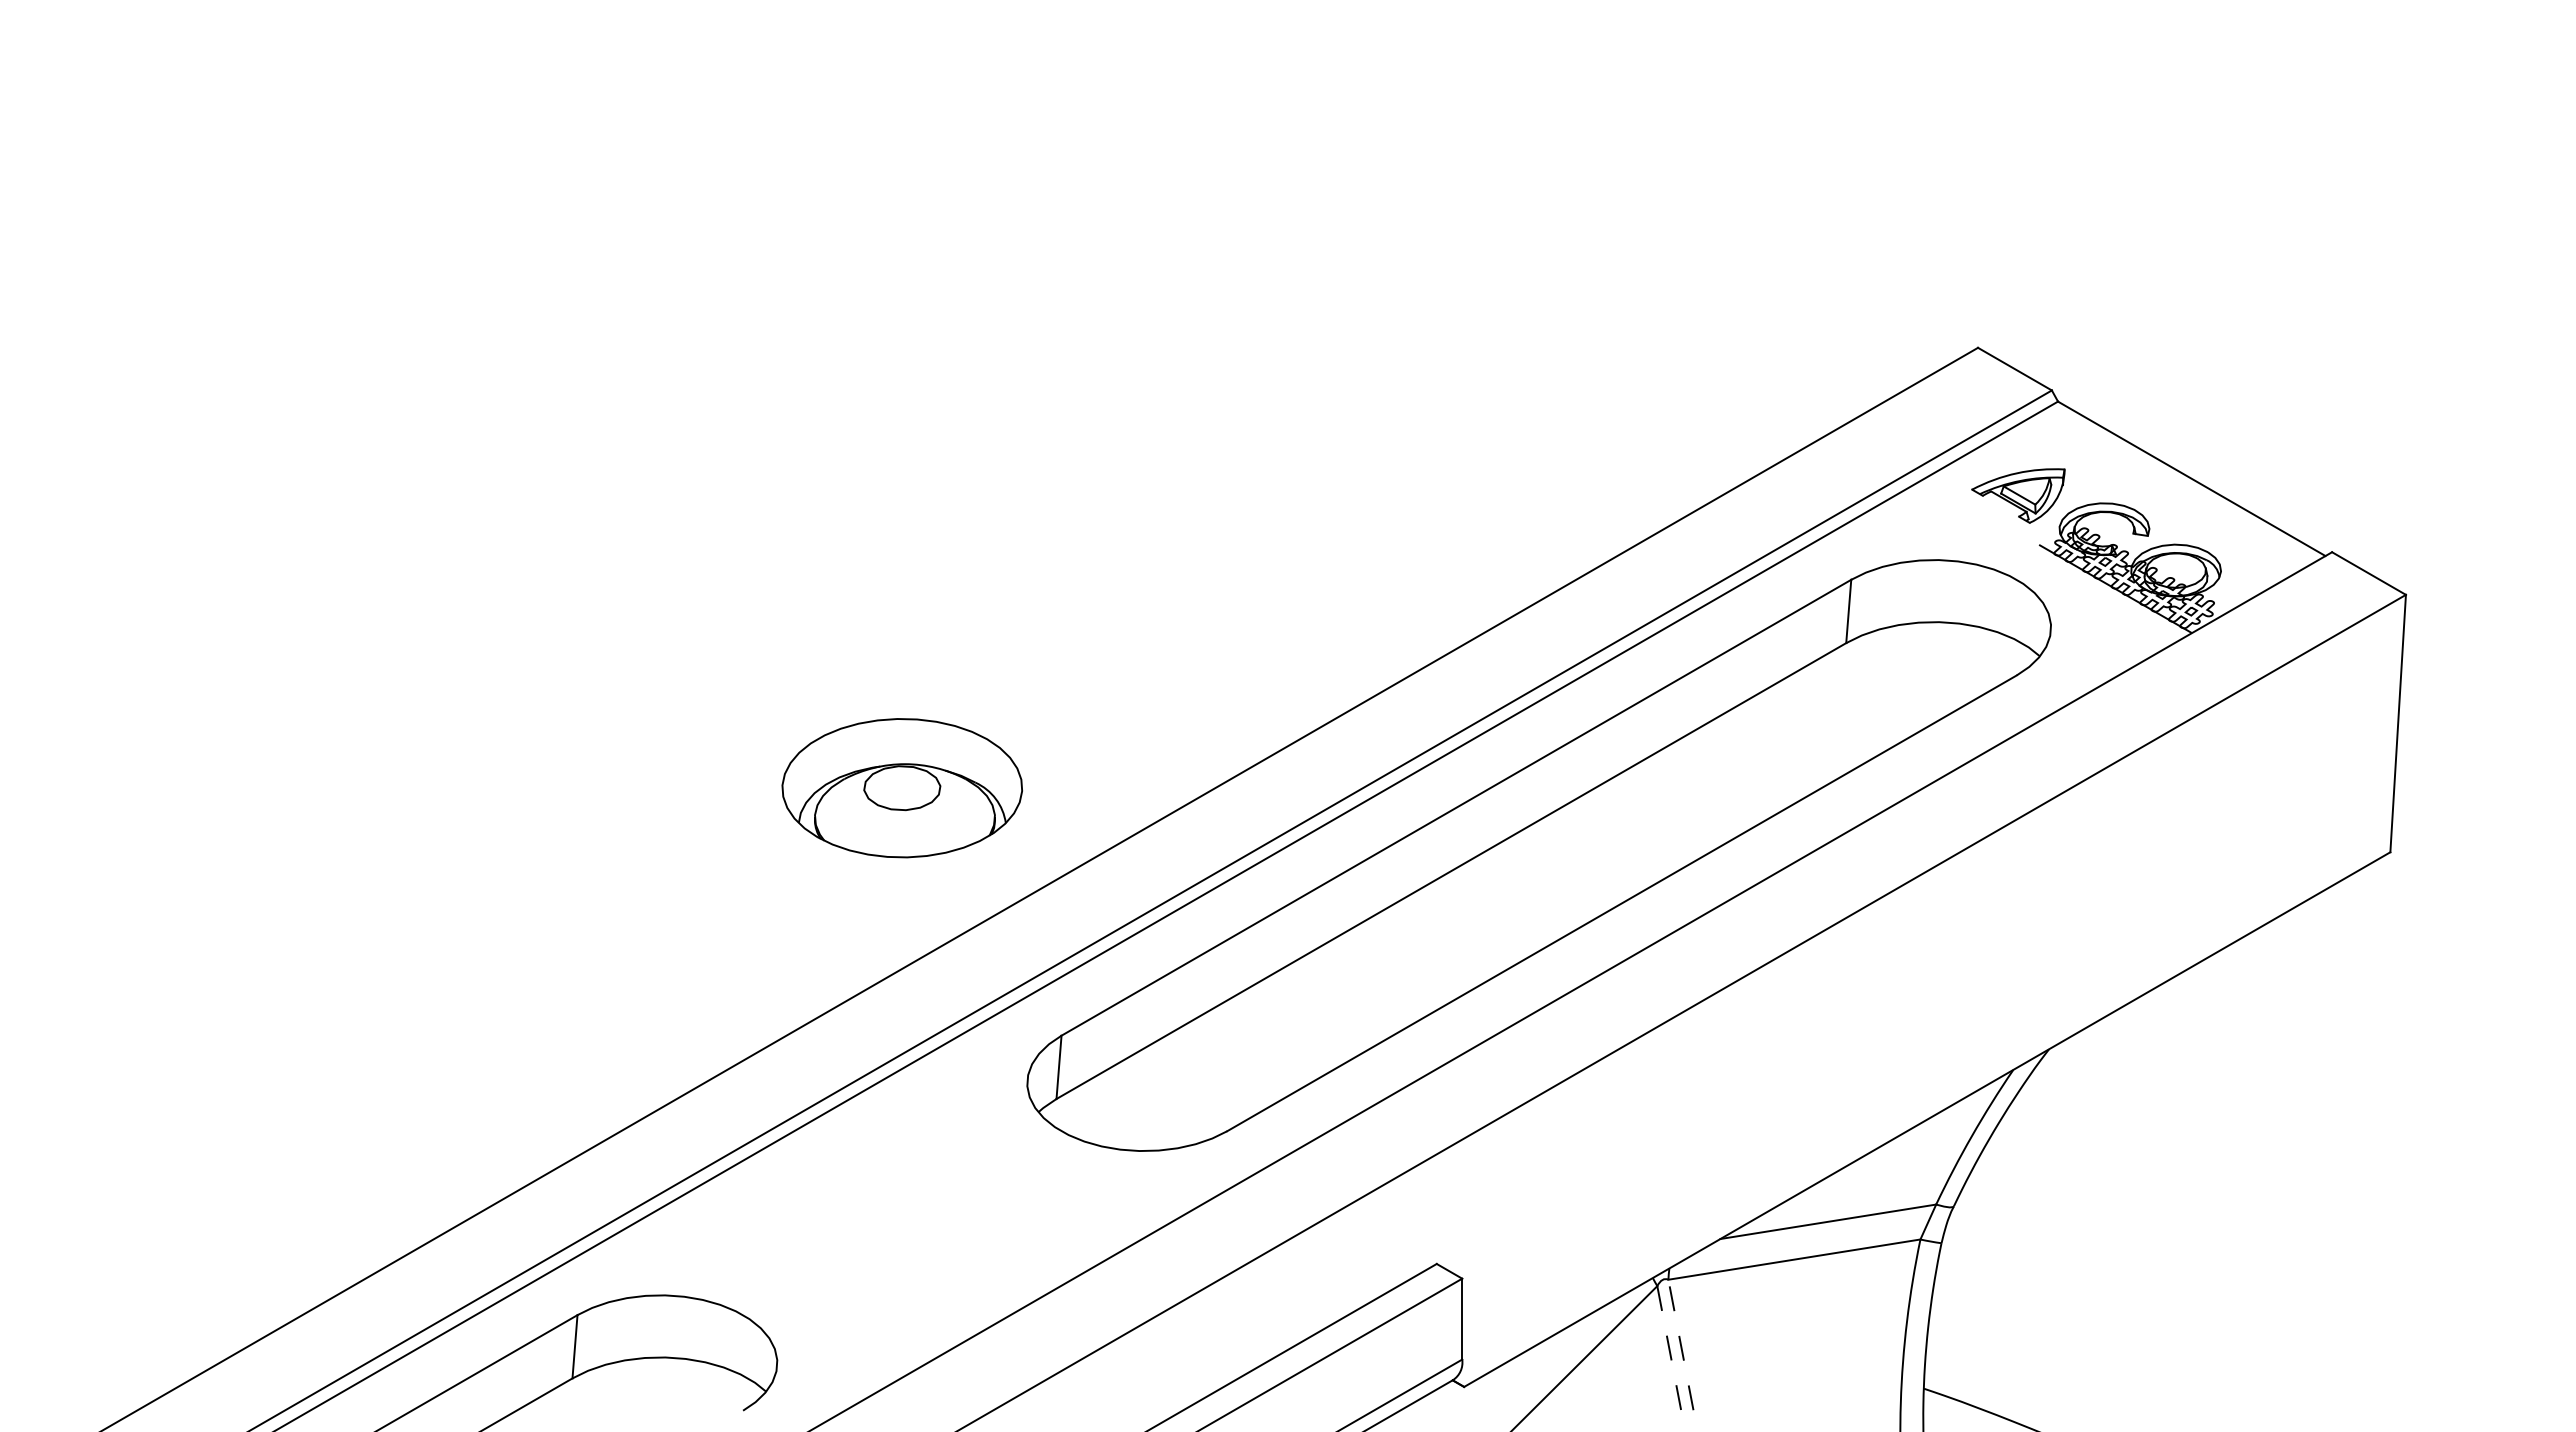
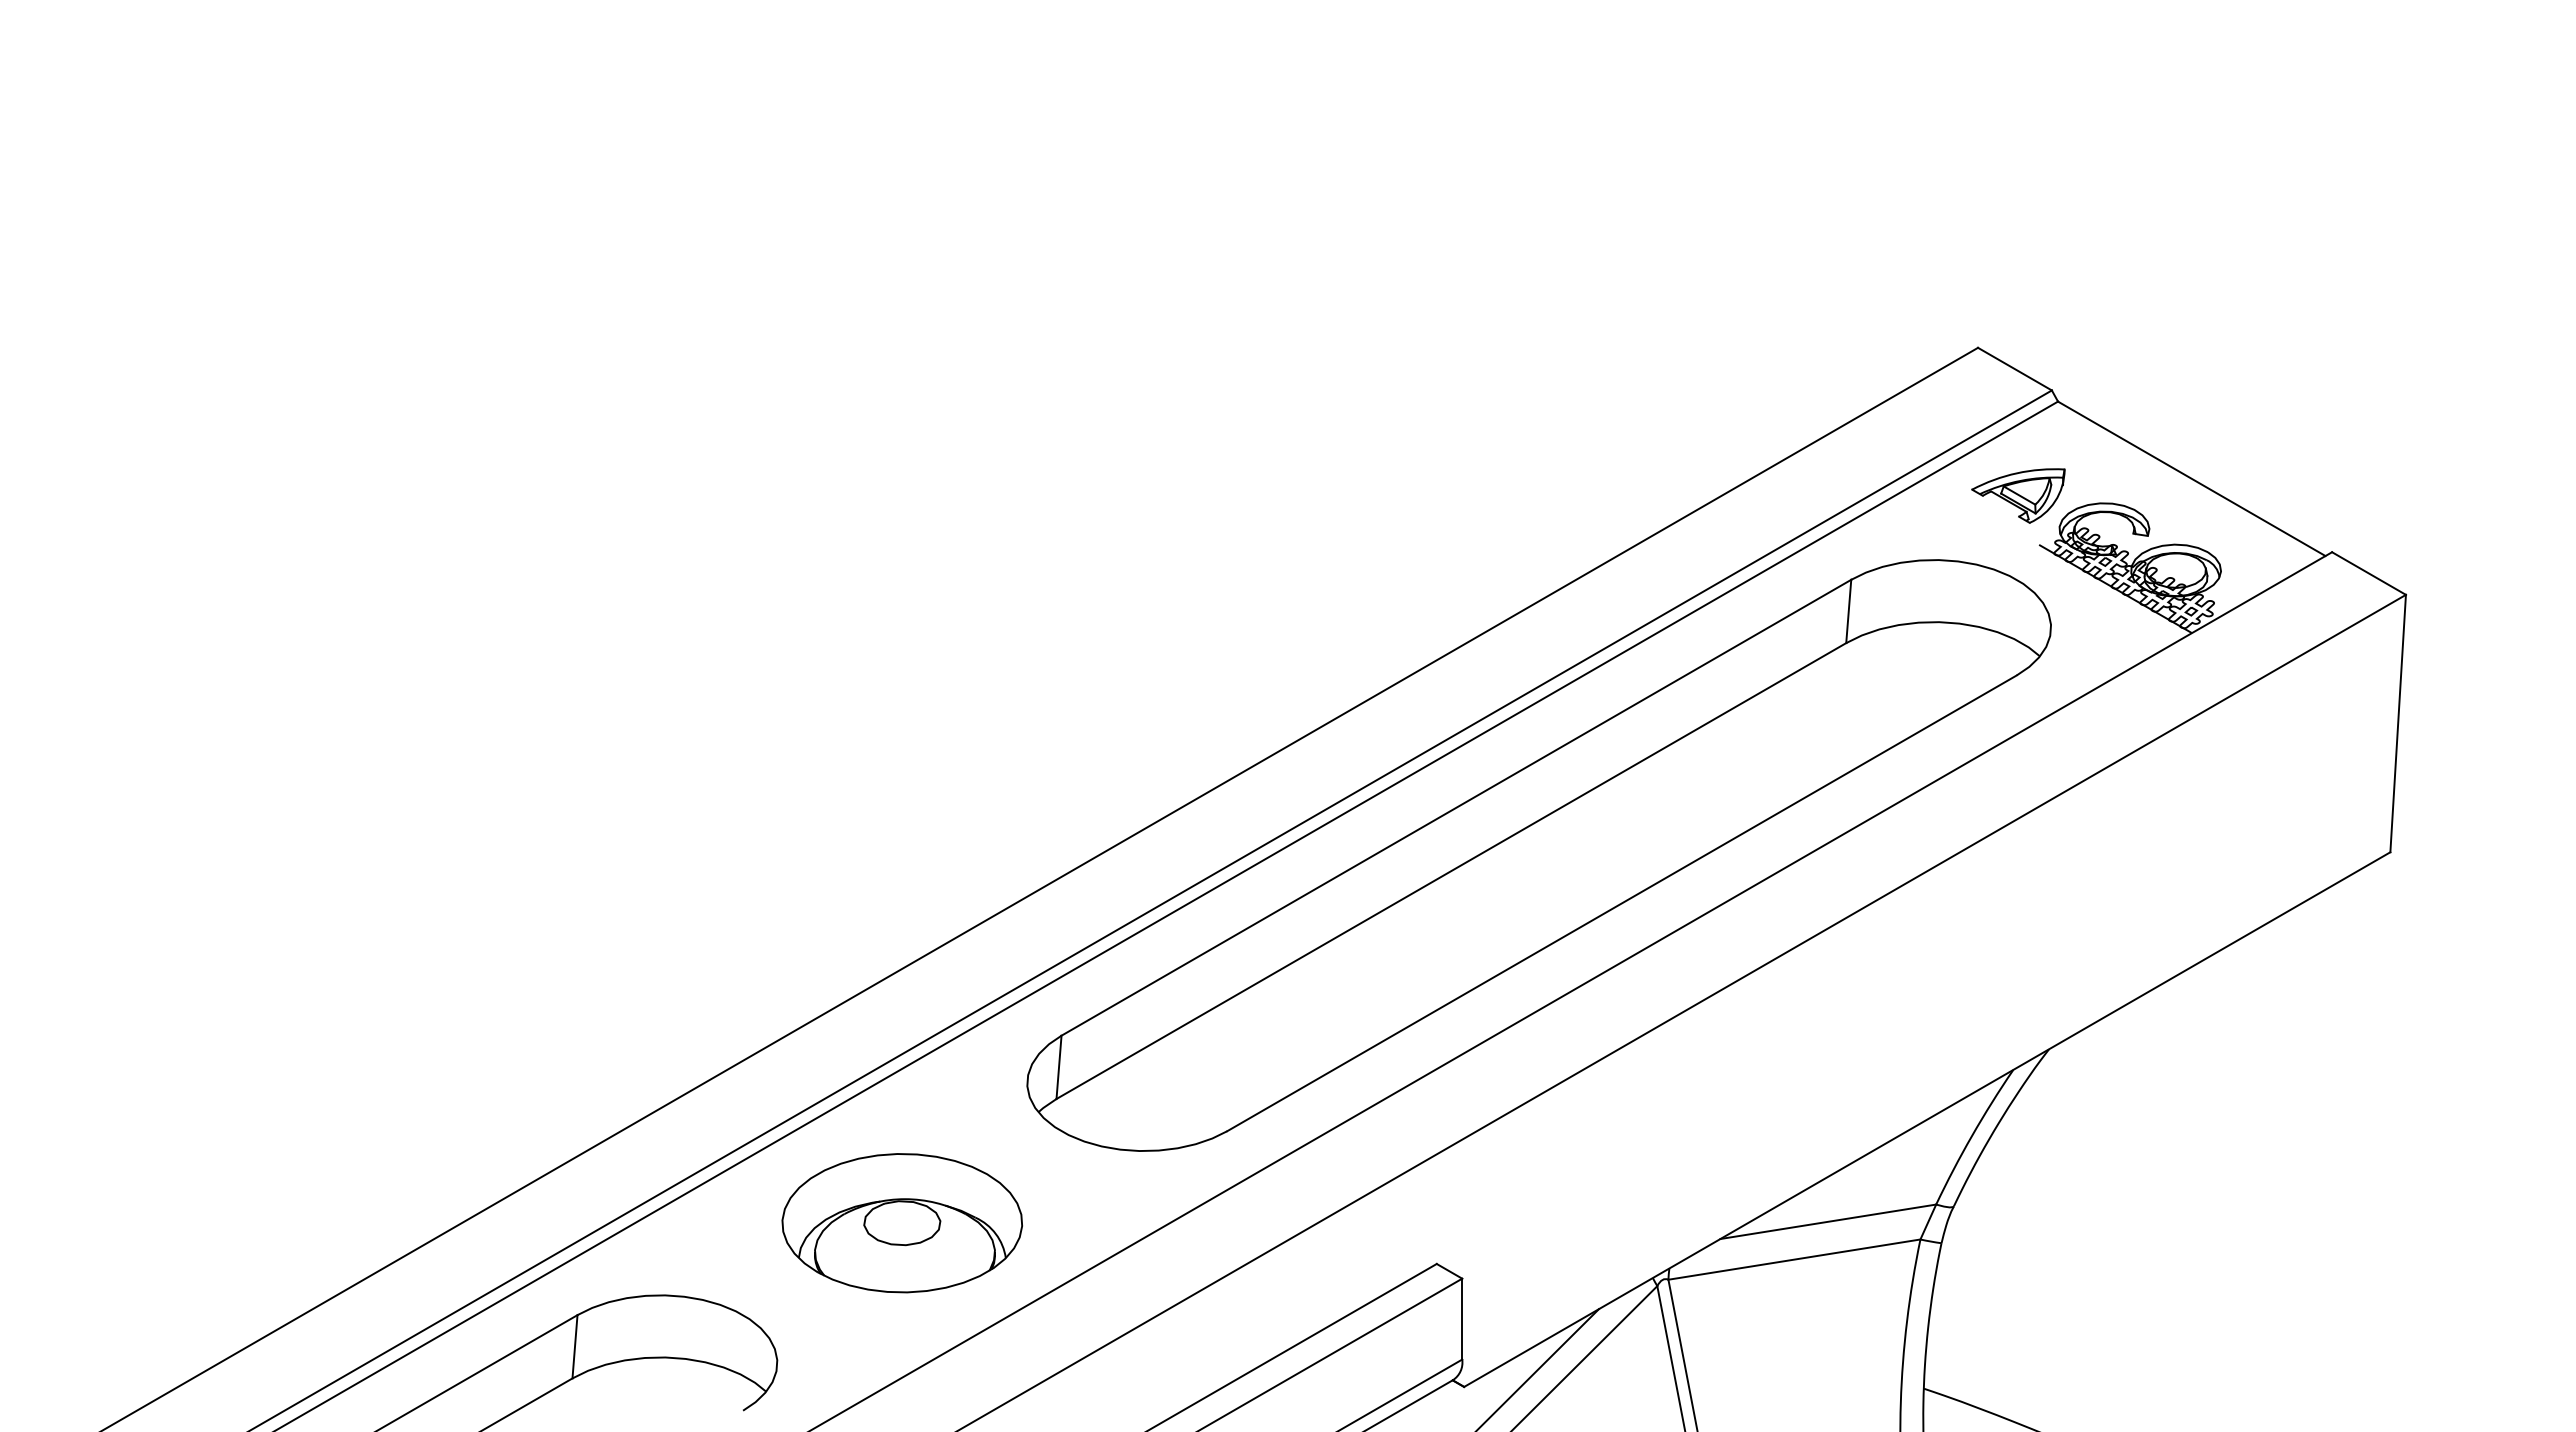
part position: (901, 788) -> (901, 1223) (901, 1223)
line: dashed -> solid (1682, 1355)
line: dashed -> solid (1671, 1358)
line: none -> present (1538, 1368)
